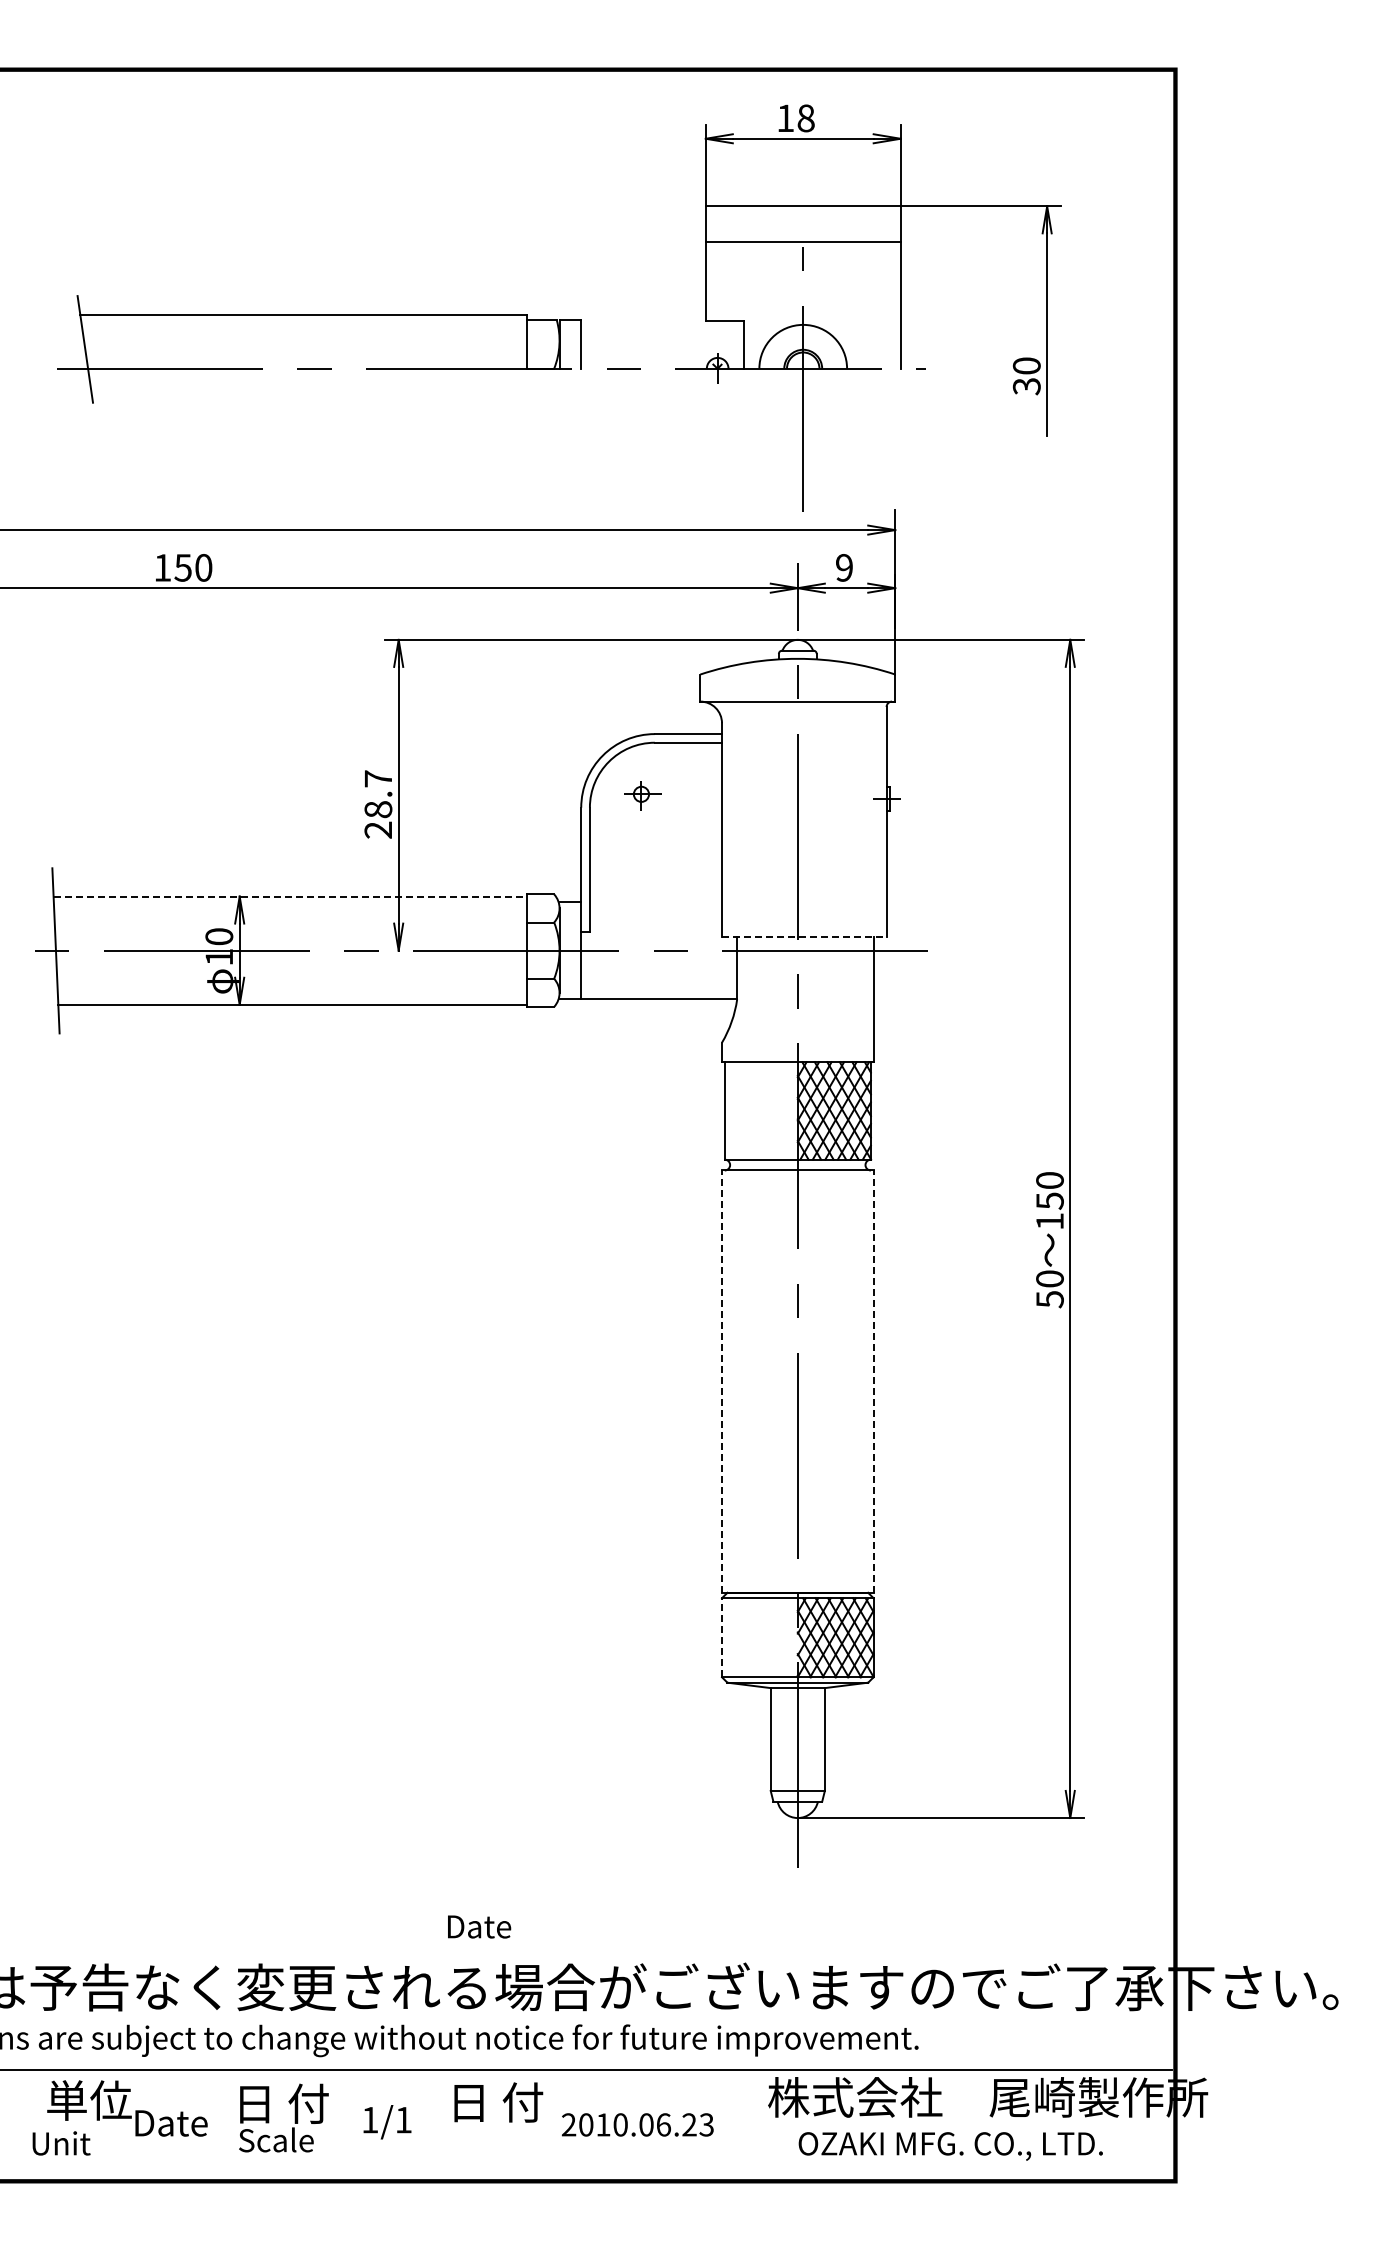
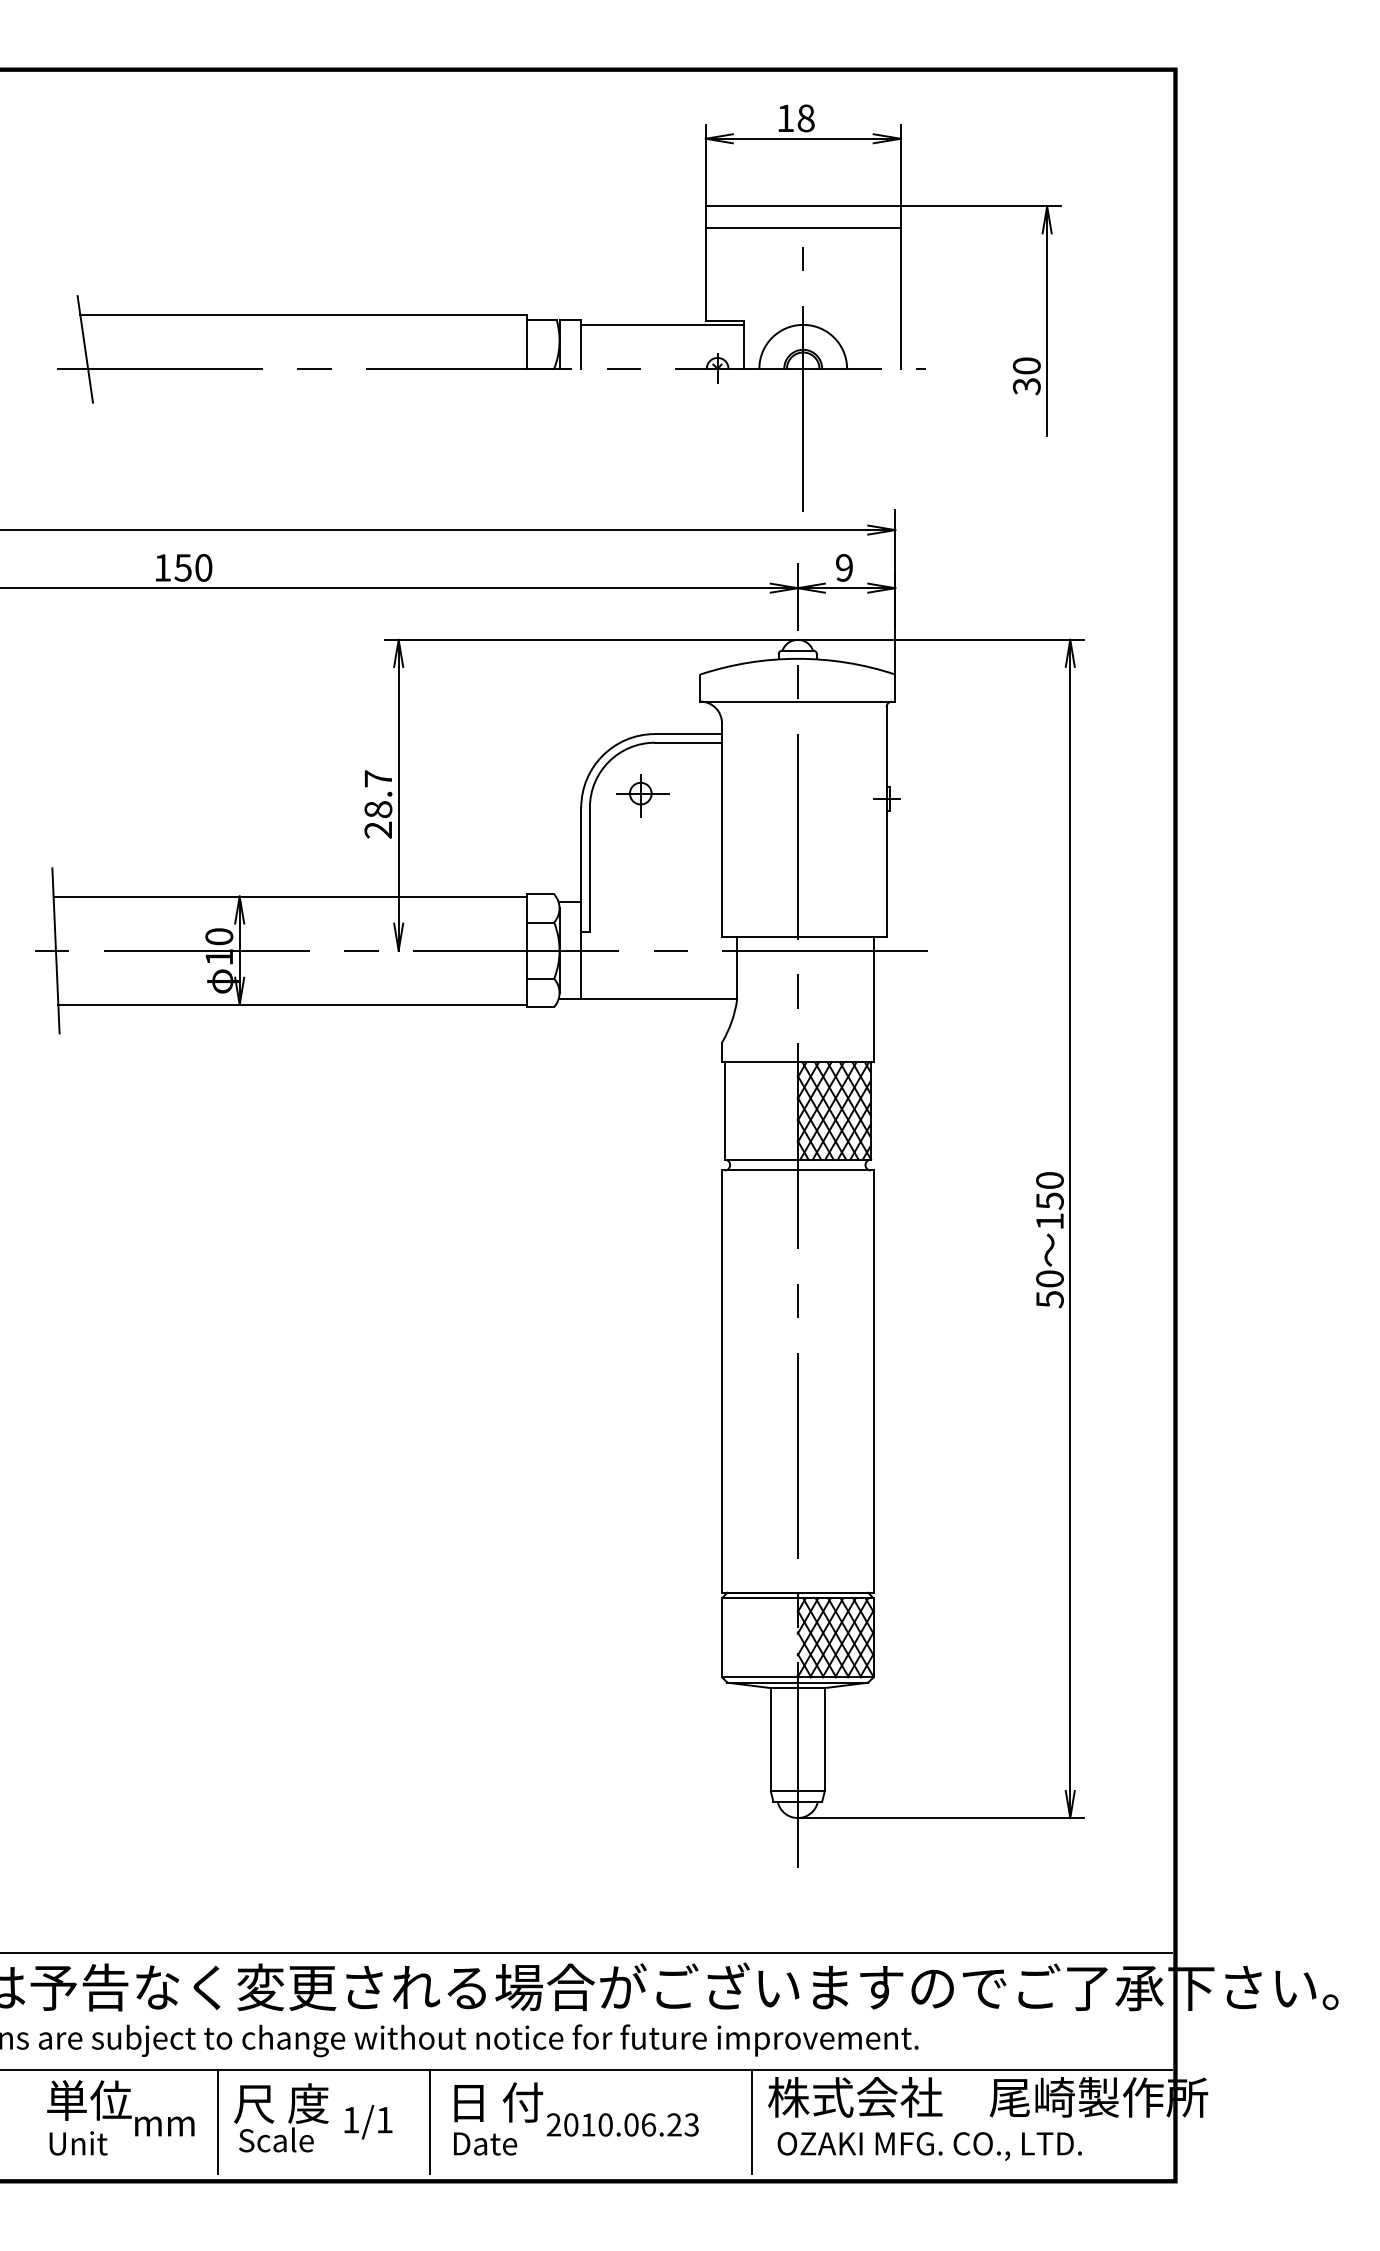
line position: (802, 241) -> (802, 227) (802, 227)
line: none -> present (662, 325)
part size: 38x30 px -> 54x44 px (642, 795)
line: dashed -> solid (290, 896)
line: dashed -> solid (804, 937)
line: dashed -> solid (722, 1381)
line: dashed -> solid (873, 1381)
line: dashed -> solid (722, 1637)
text position: (479, 1926) -> (485, 2143) (485, 2143)
line: none -> present (586, 1953)
text: 日 付 -> 尺 度 (281, 2103)
line: none -> present (218, 2122)
text position: (387, 2122) -> (368, 2122) (368, 2122)
line: none -> present (429, 2122)
line: none -> present (751, 2122)
text: Date -> mm (171, 2123)
text position: (637, 2124) -> (622, 2124) (622, 2124)
text position: (61, 2143) -> (78, 2143) (78, 2143)
text position: (950, 2146) -> (929, 2146) (929, 2146)
